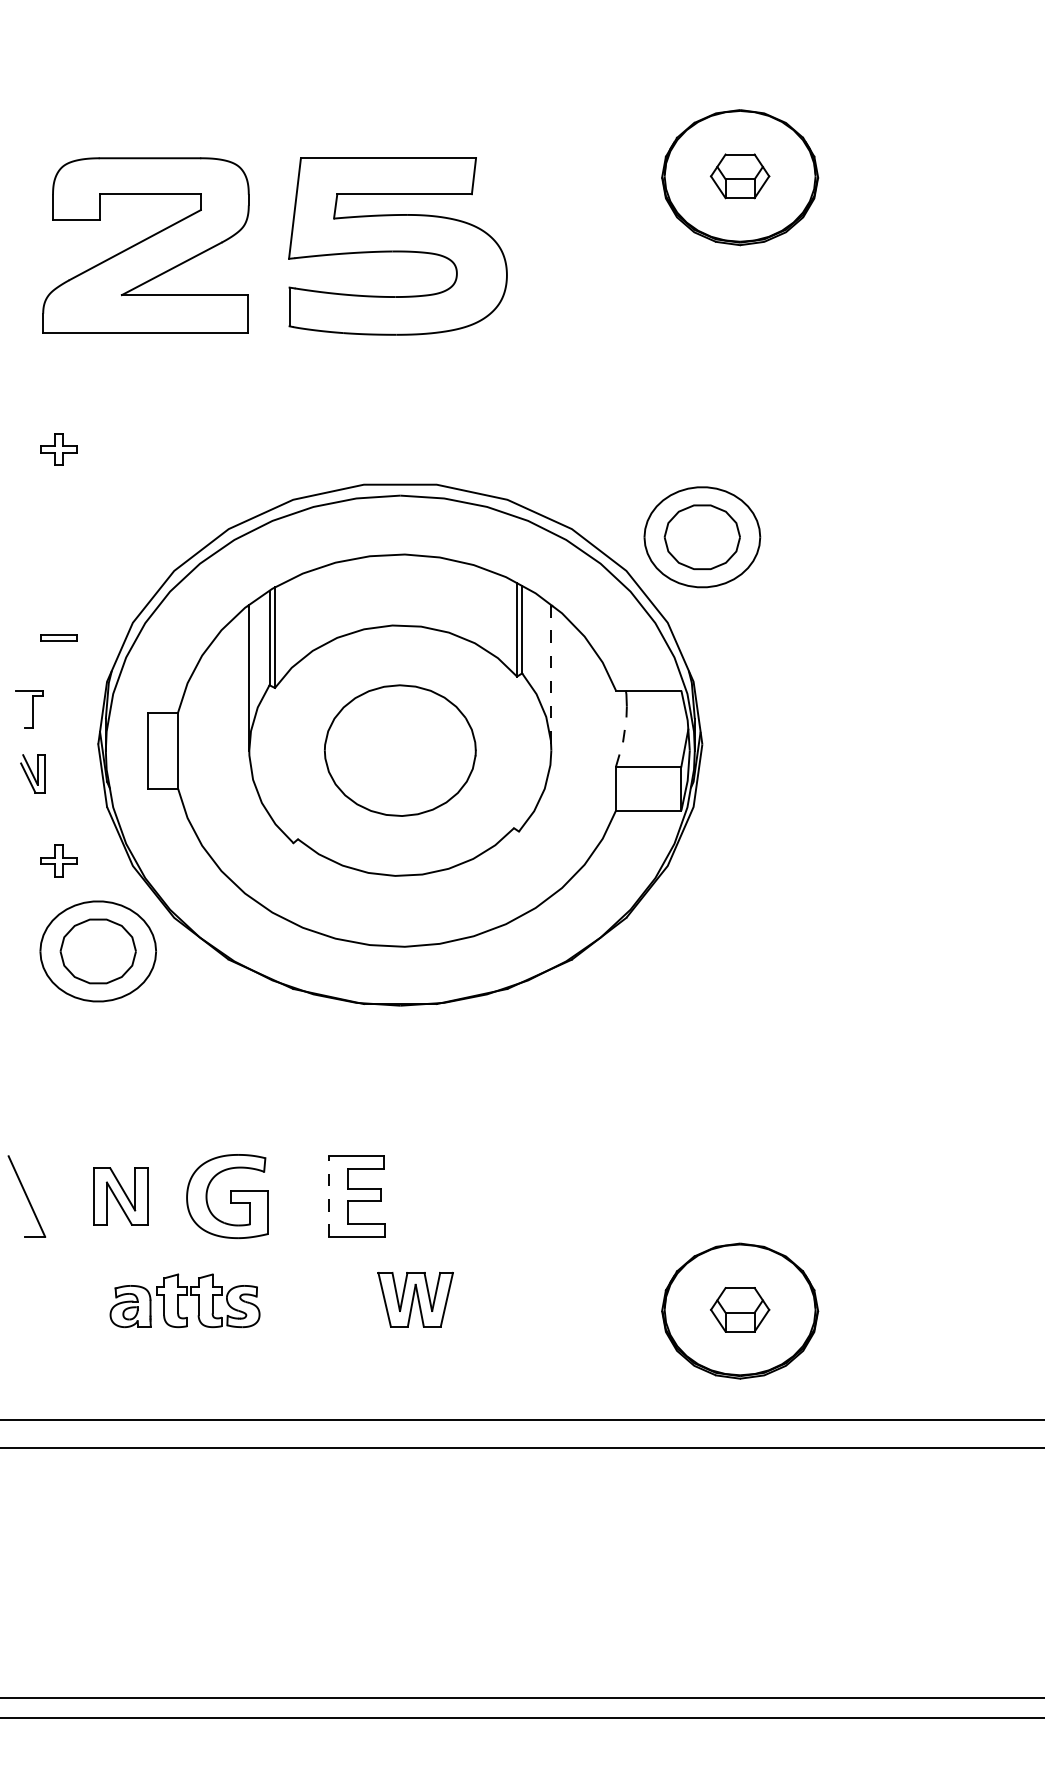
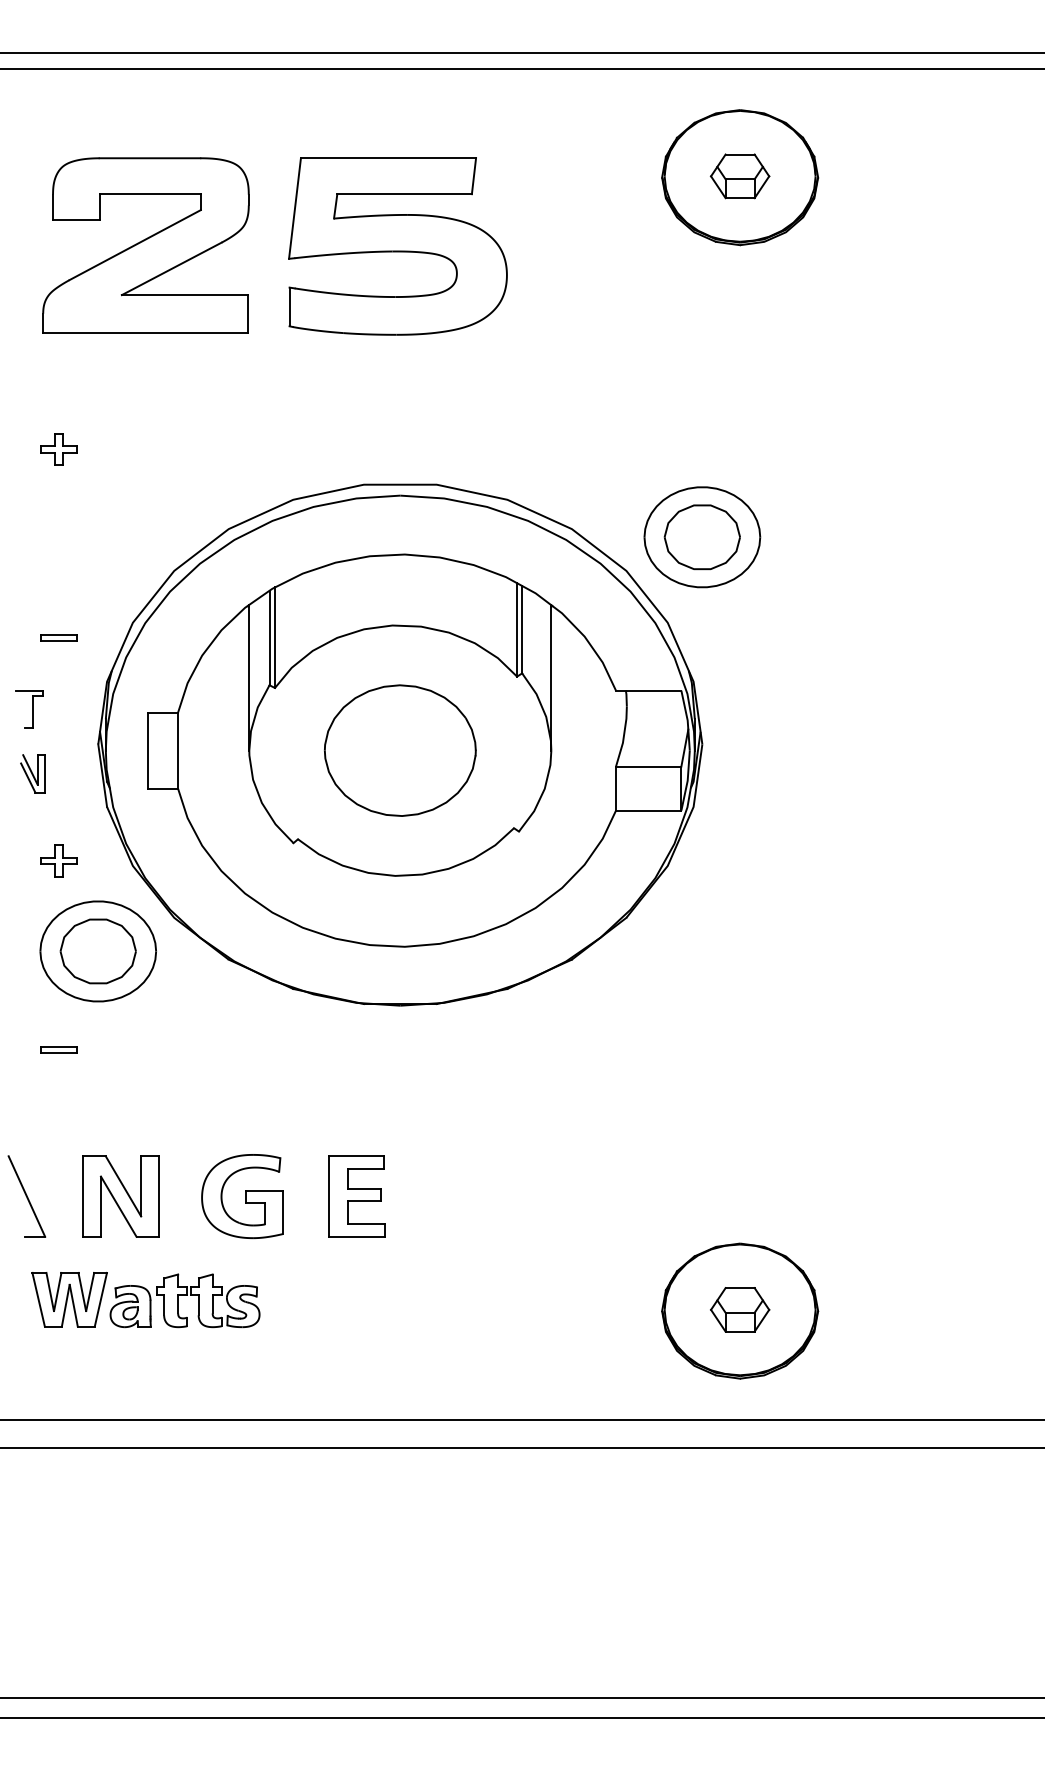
line: none -> present (521, 53)
line: none -> present (521, 68)
line: dashed -> solid (551, 677)
line: dashed -> solid (623, 736)
part: none -> present (58, 1049)
part size: 56x59 px -> 78x83 px (120, 1196)
part position: (227, 1196) -> (242, 1196) (242, 1196)
line: dashed -> solid (329, 1196)
part position: (415, 1299) -> (69, 1299) (69, 1299)
